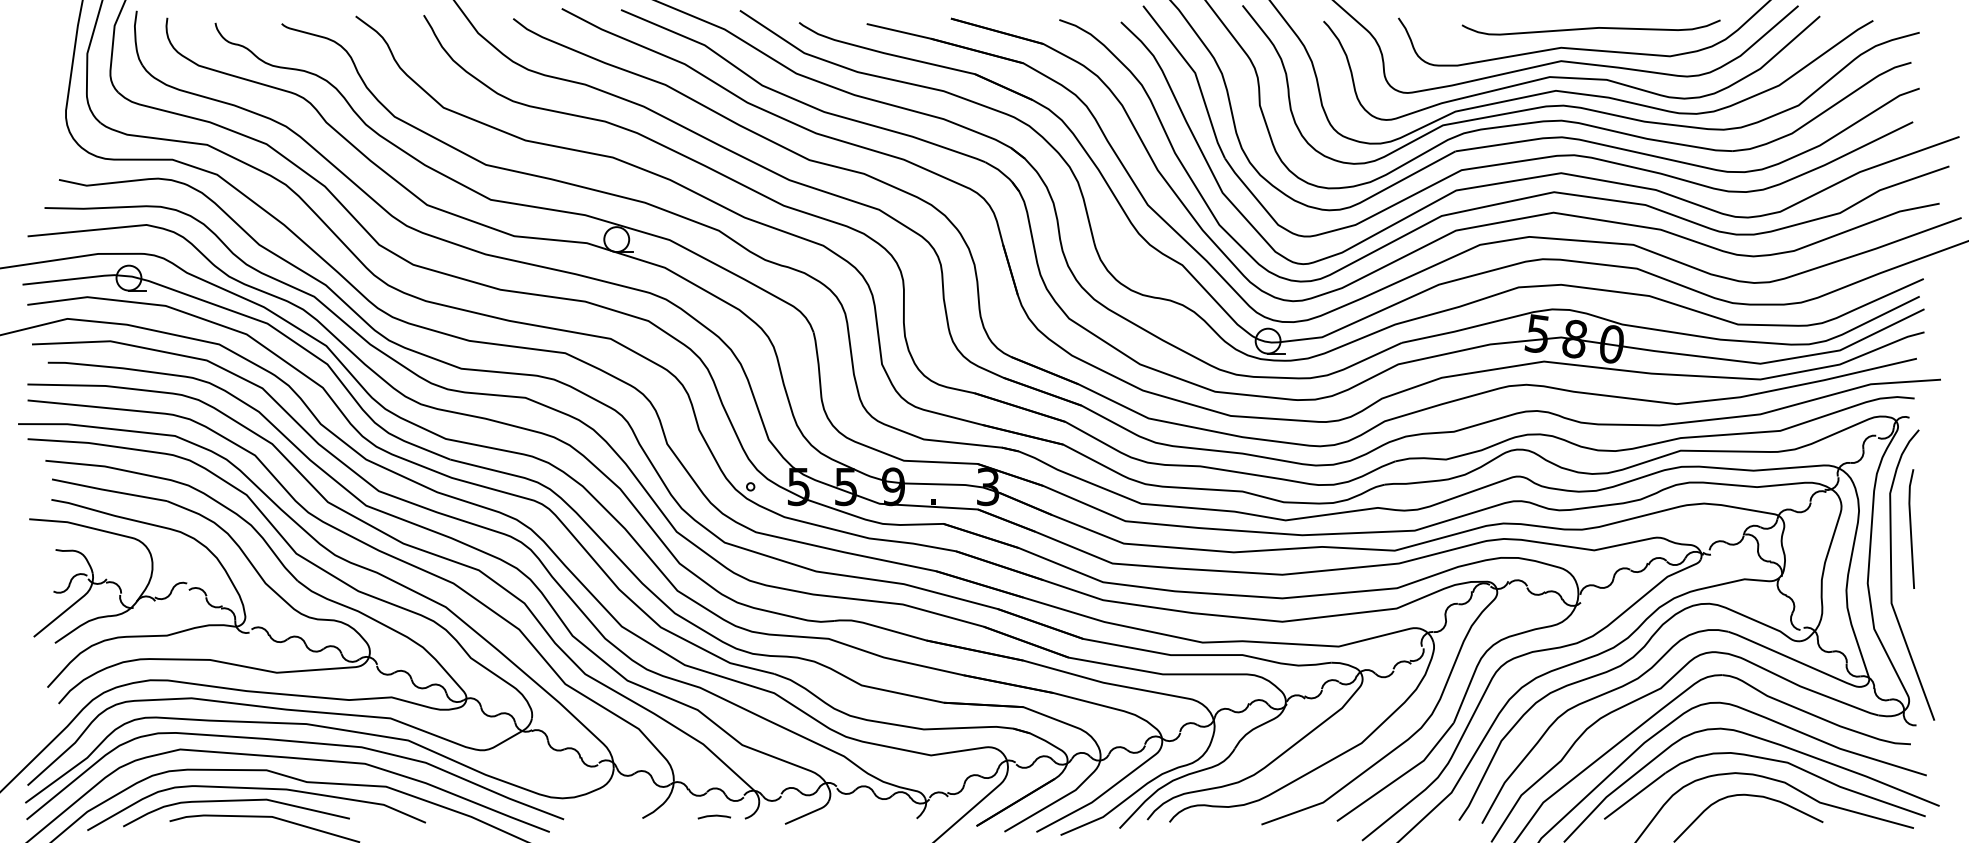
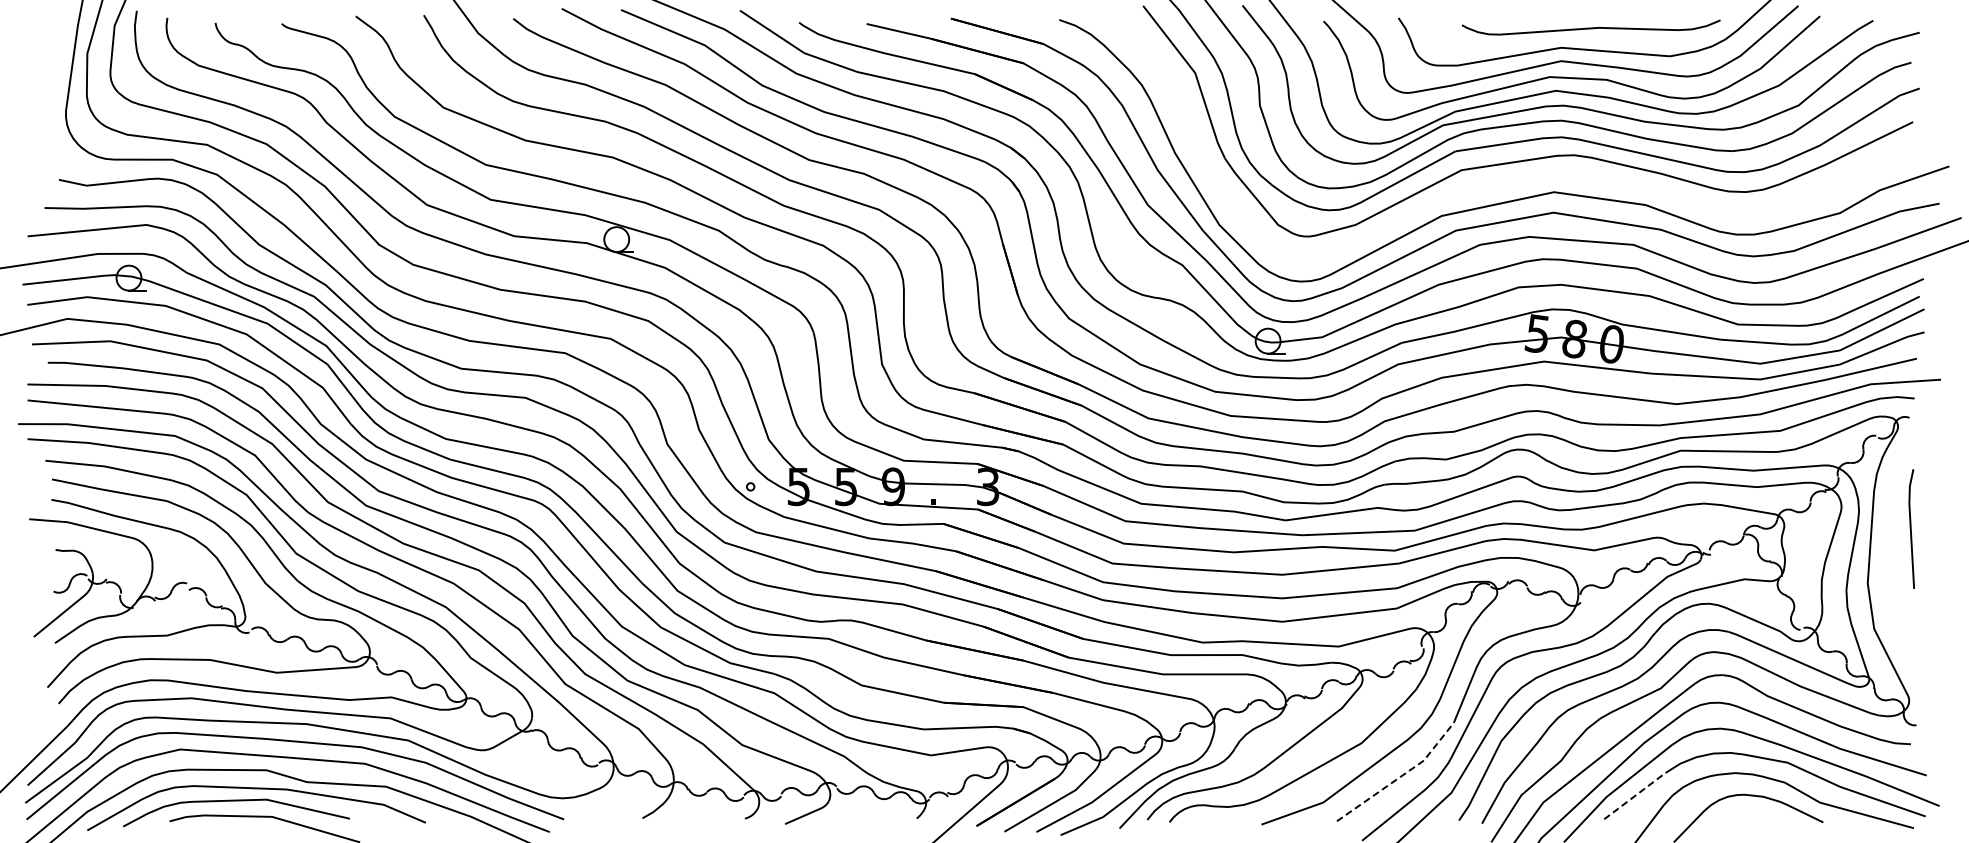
curve: present -> none (1545, 174)
curve: present -> none (1892, 574)
line: solid -> dashed (1401, 776)
line: solid -> dashed (1635, 795)
line: present -> none (714, 816)
